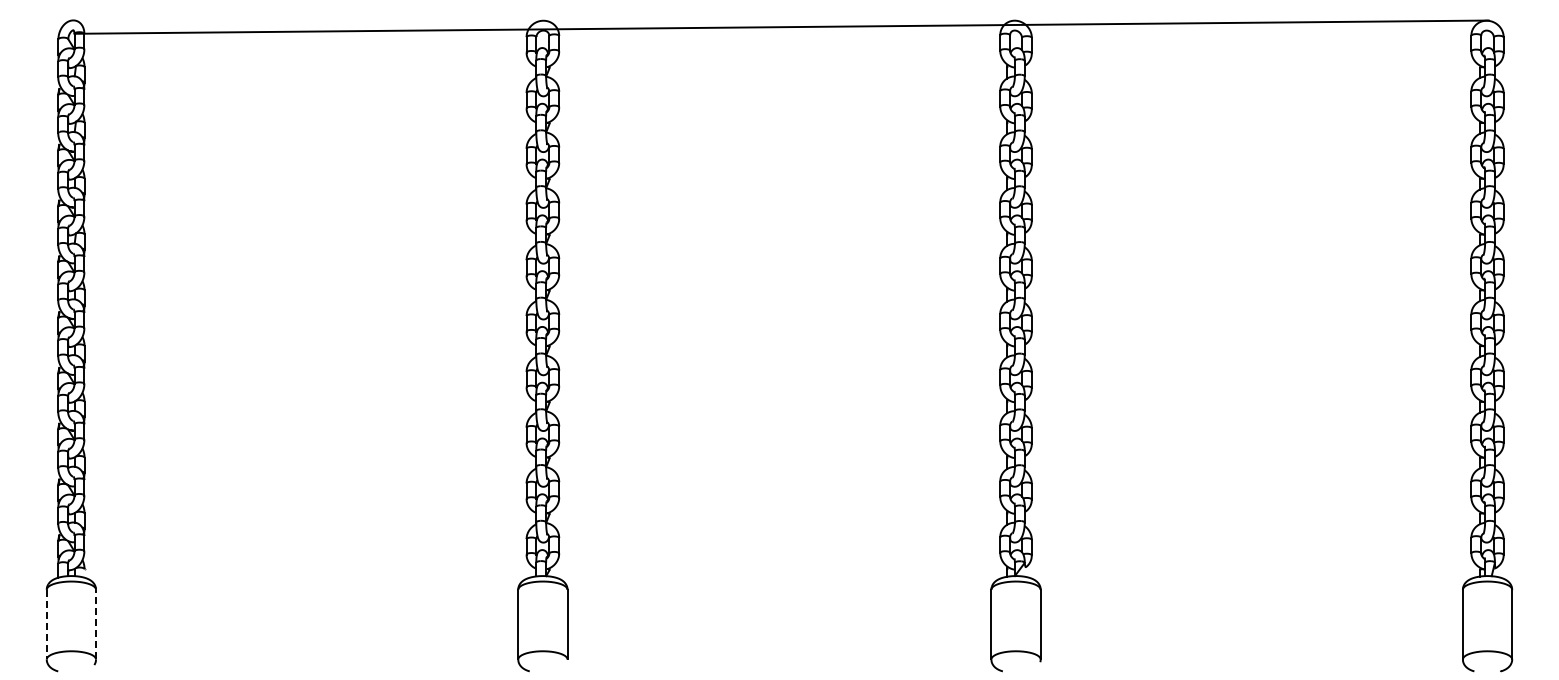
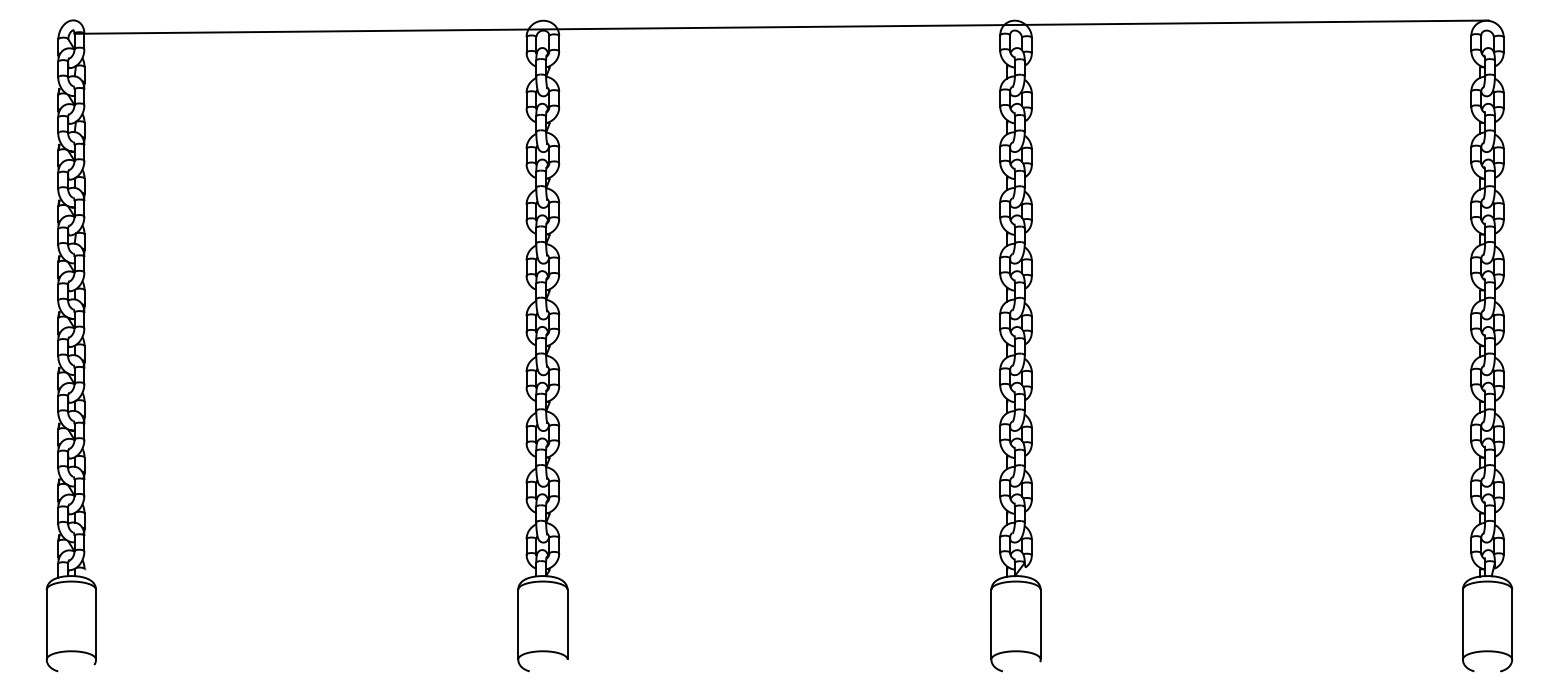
line: dashed -> solid (46, 624)
line: dashed -> solid (96, 624)
